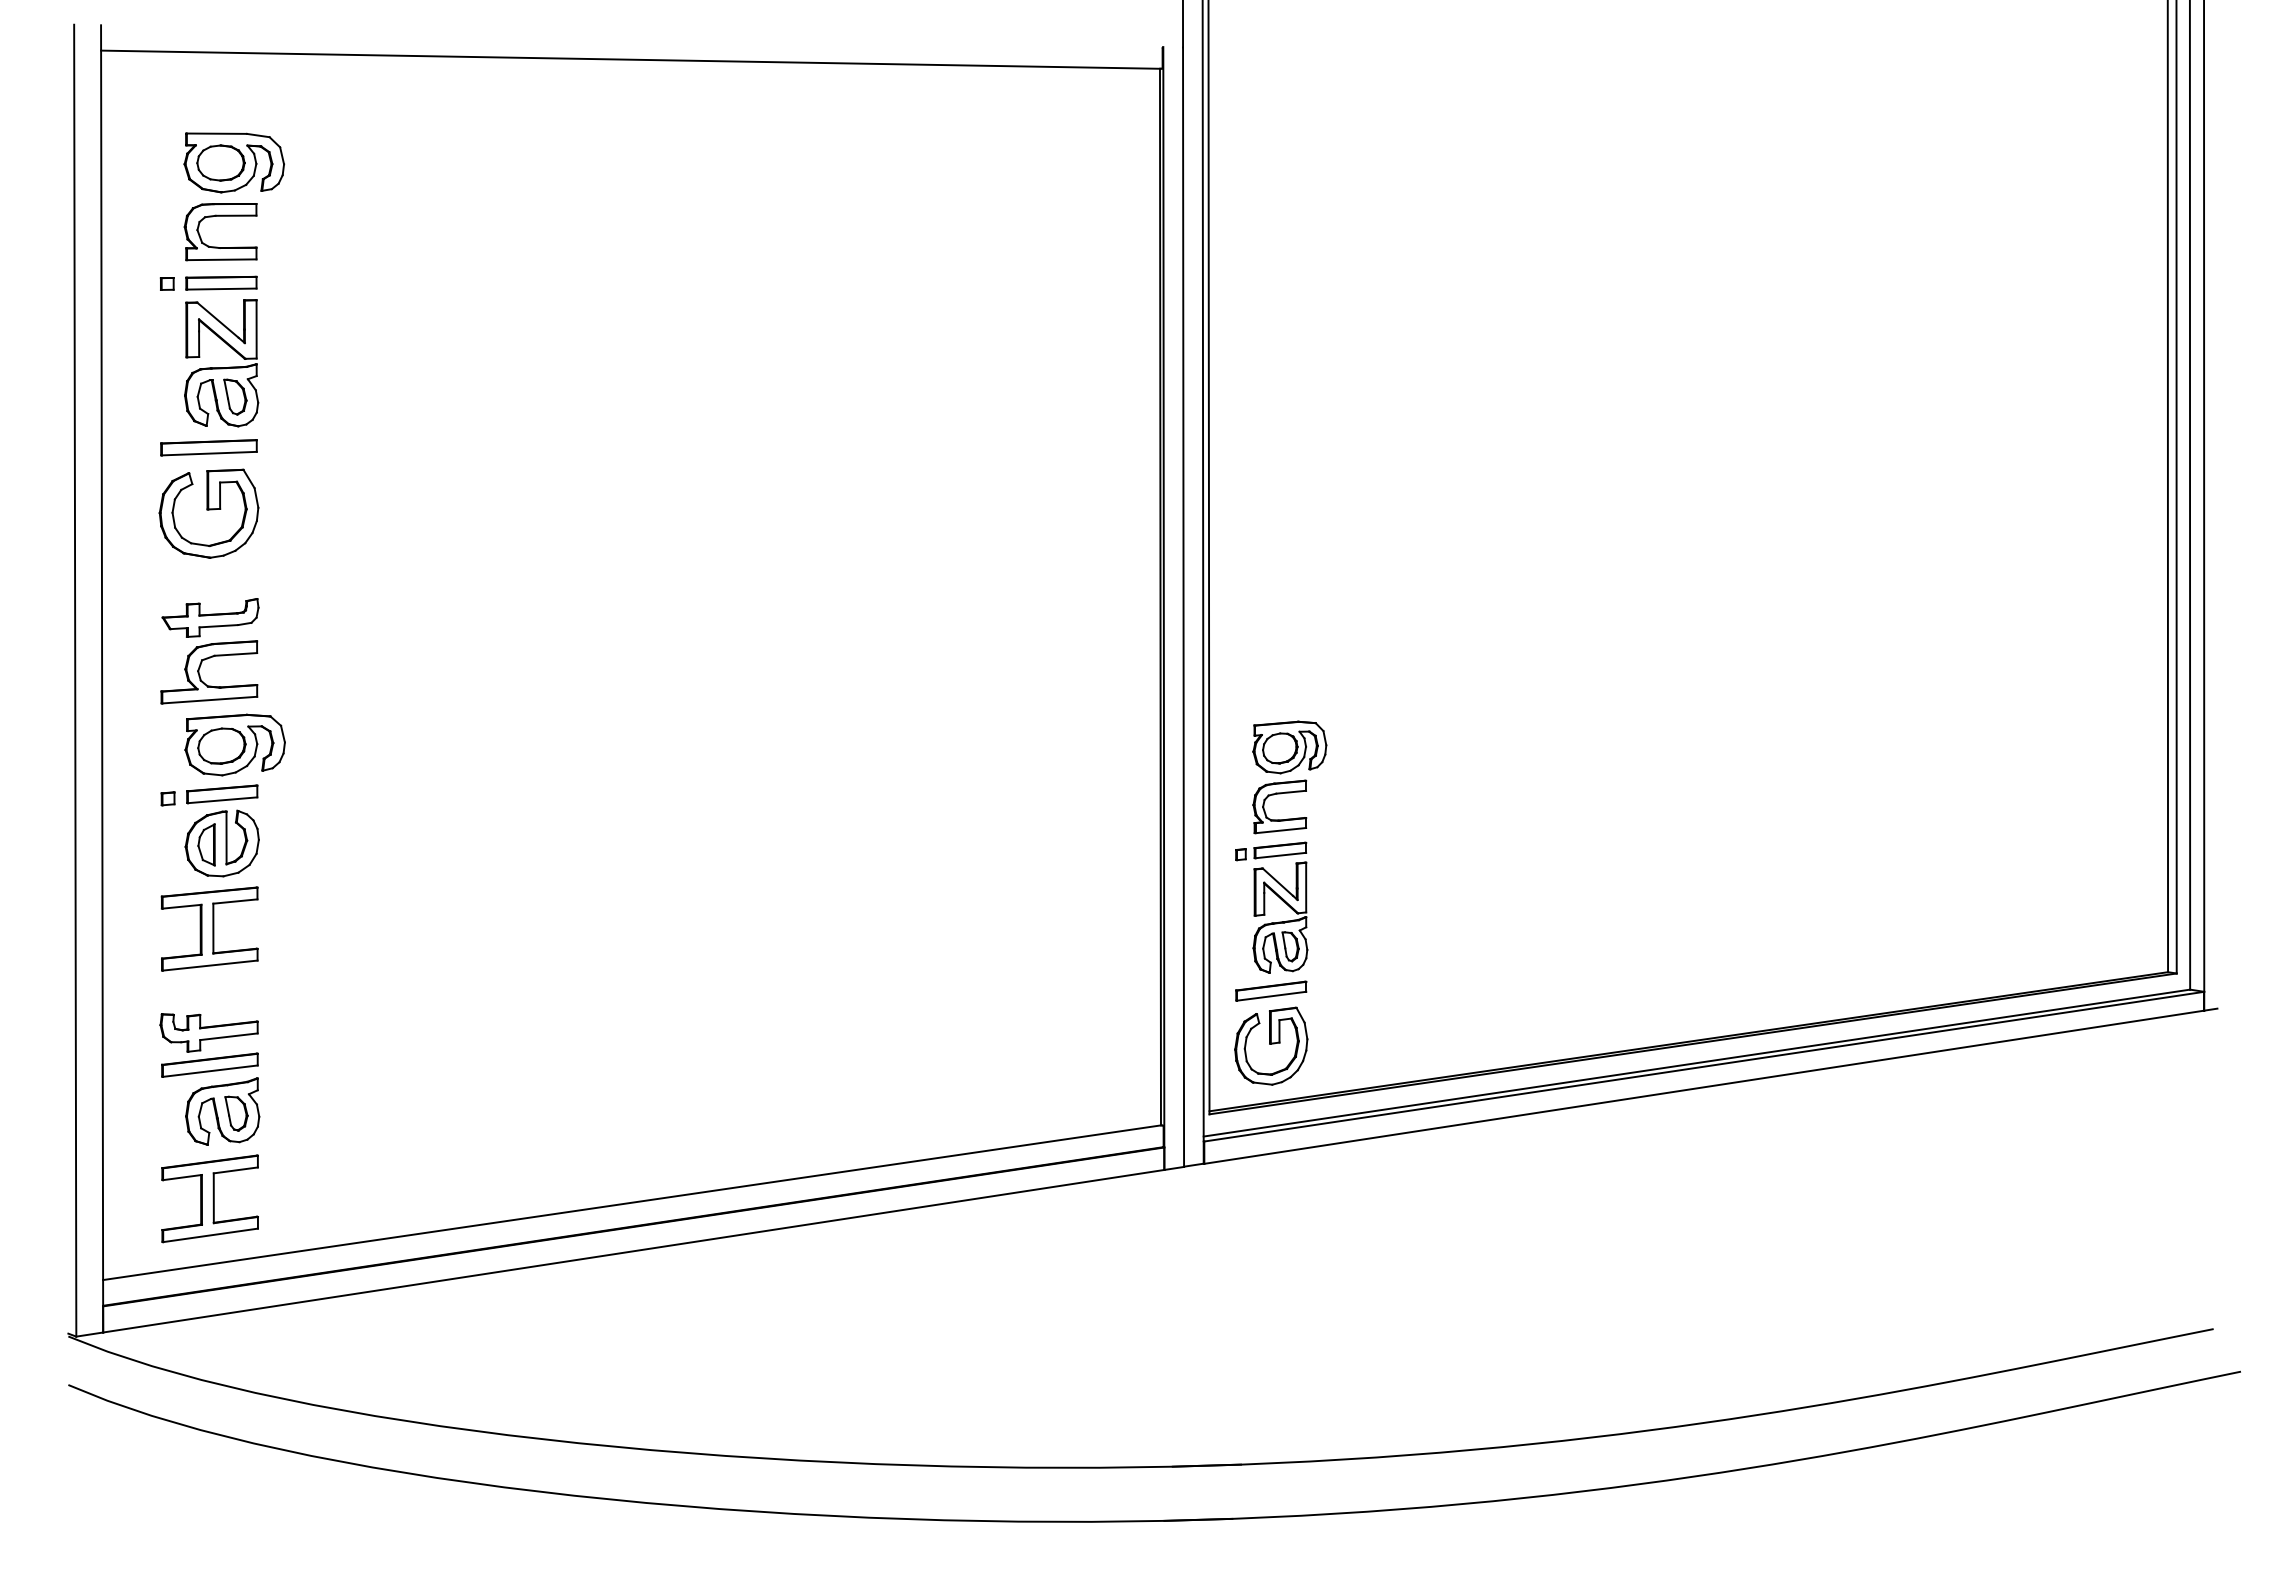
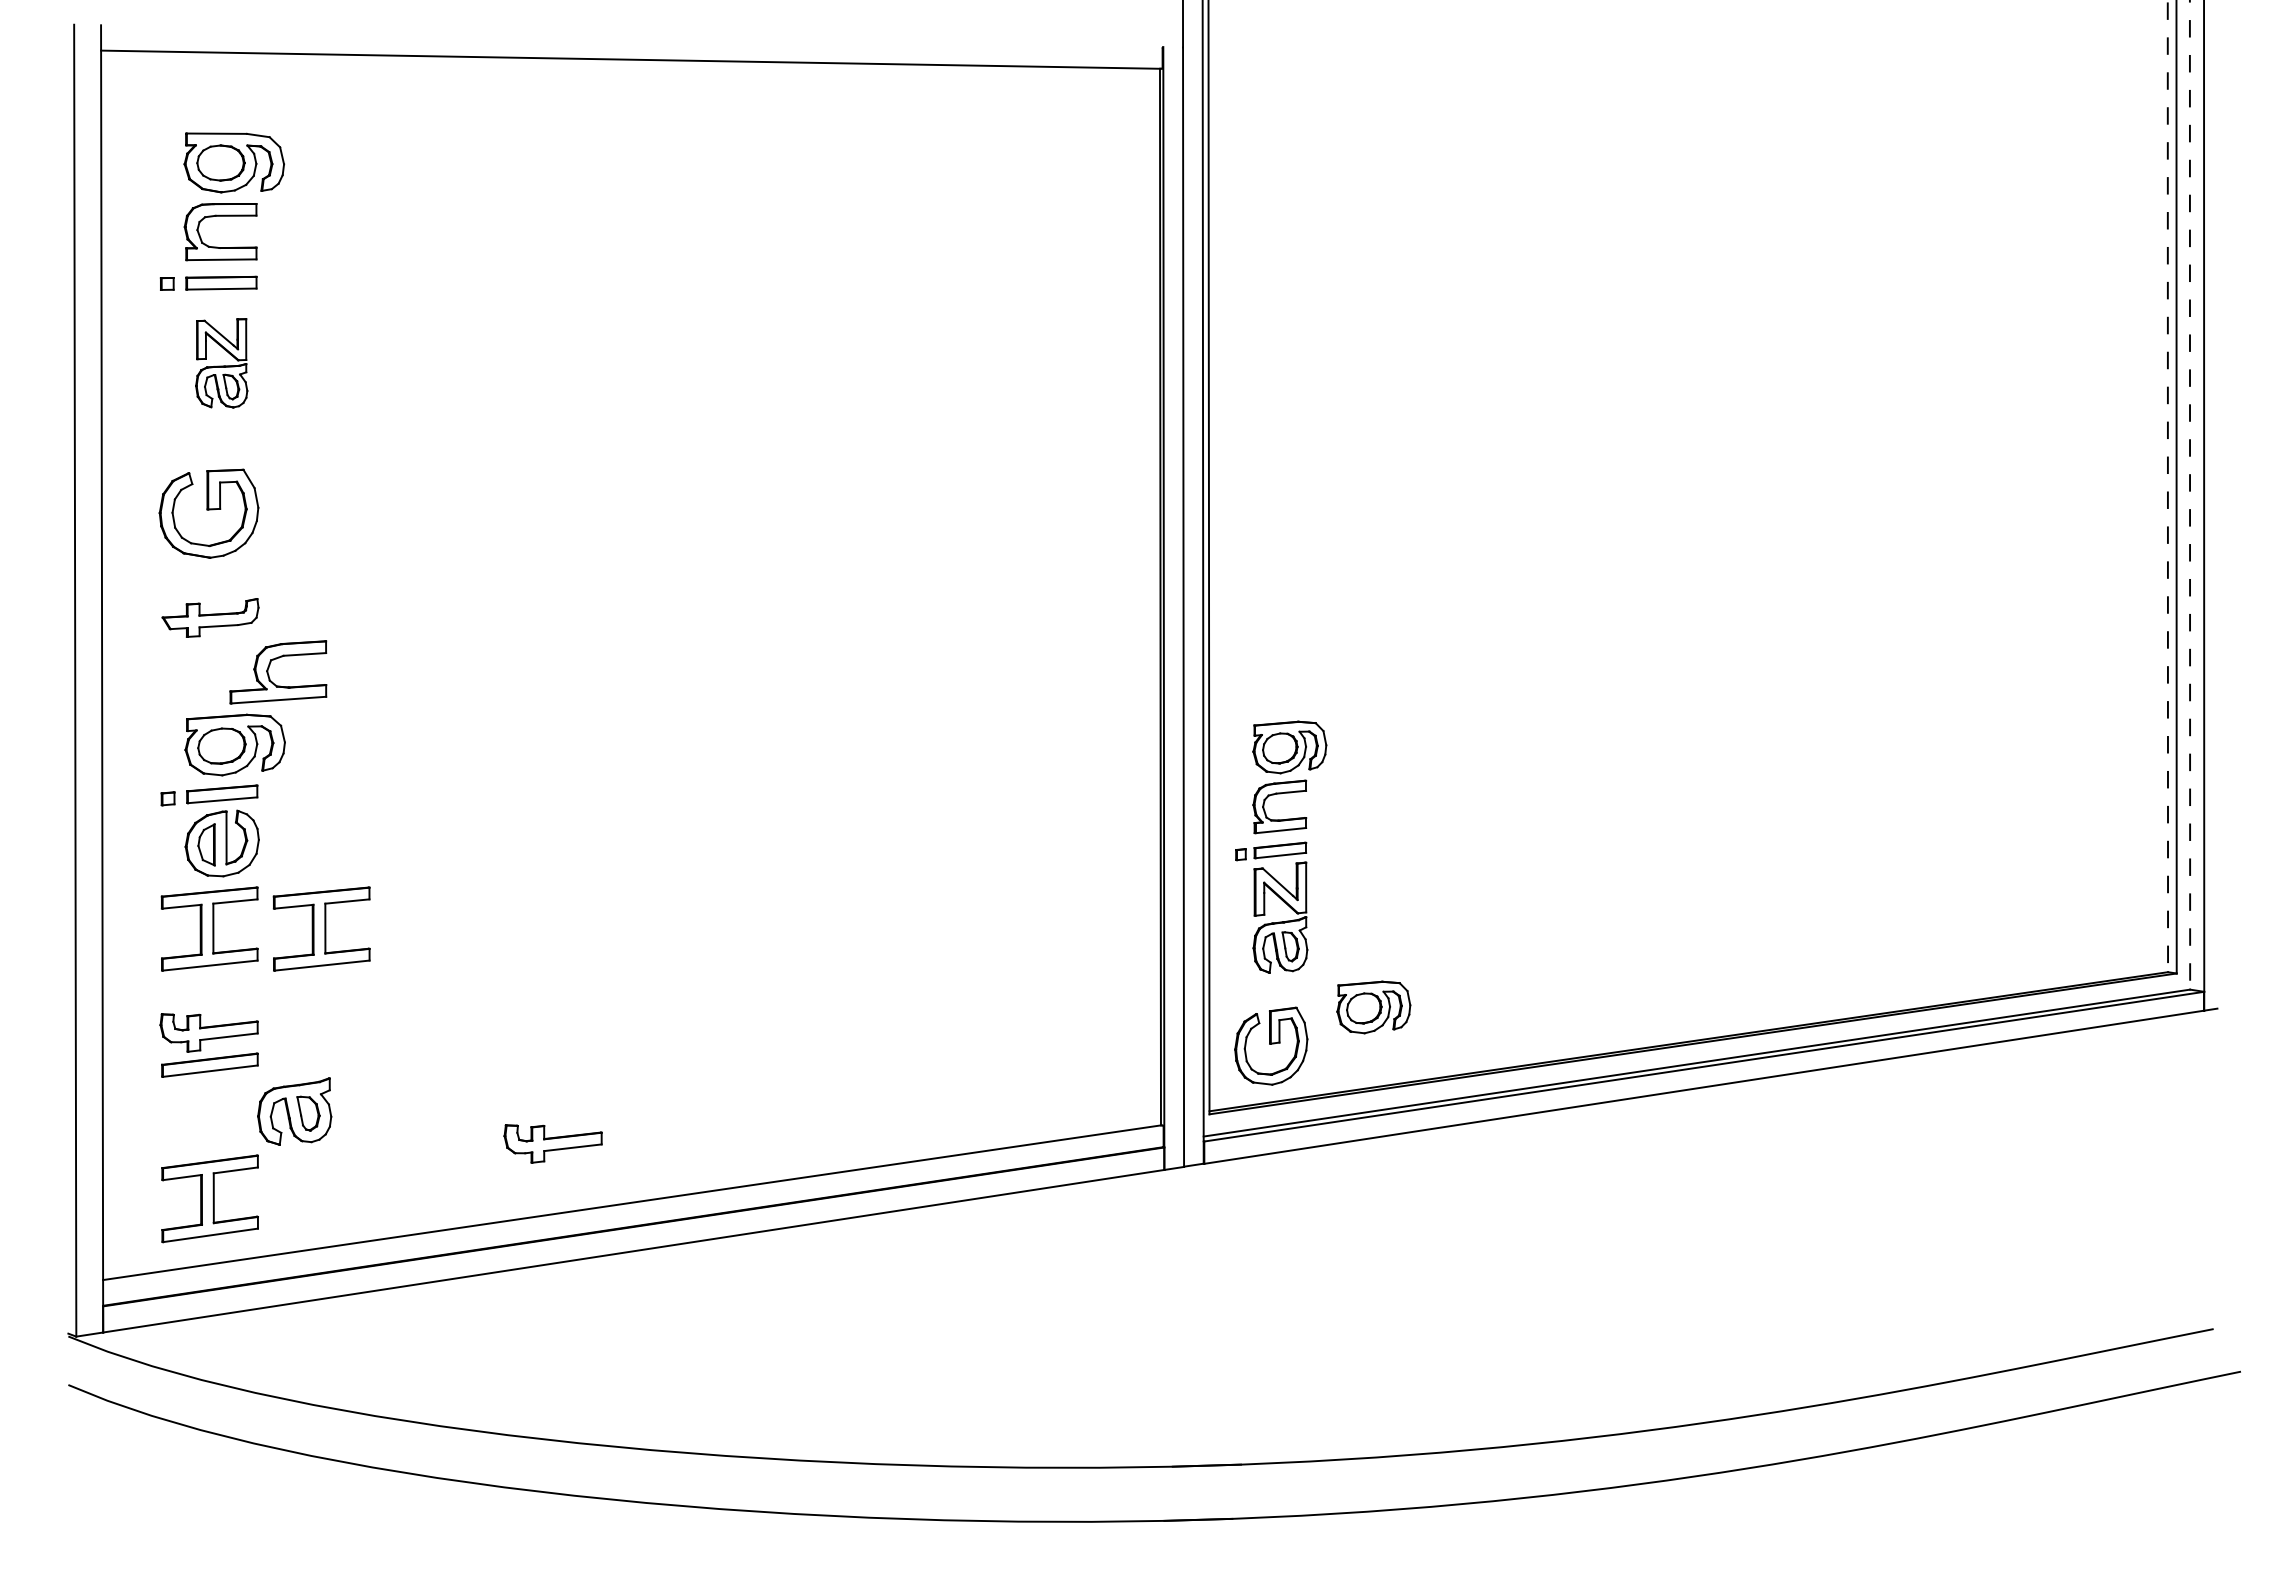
part size: 76x129 px -> 54x91 px (221, 363)
part: present -> none (208, 447)
line: solid -> dashed (2167, 486)
line: solid -> dashed (2190, 495)
part position: (200, 675) -> (269, 675) (269, 675)
part: none -> present (321, 928)
part: present -> none (1271, 990)
part: none -> present (1373, 1007)
part position: (222, 1111) -> (294, 1111) (294, 1111)
part: none -> present (552, 1143)
